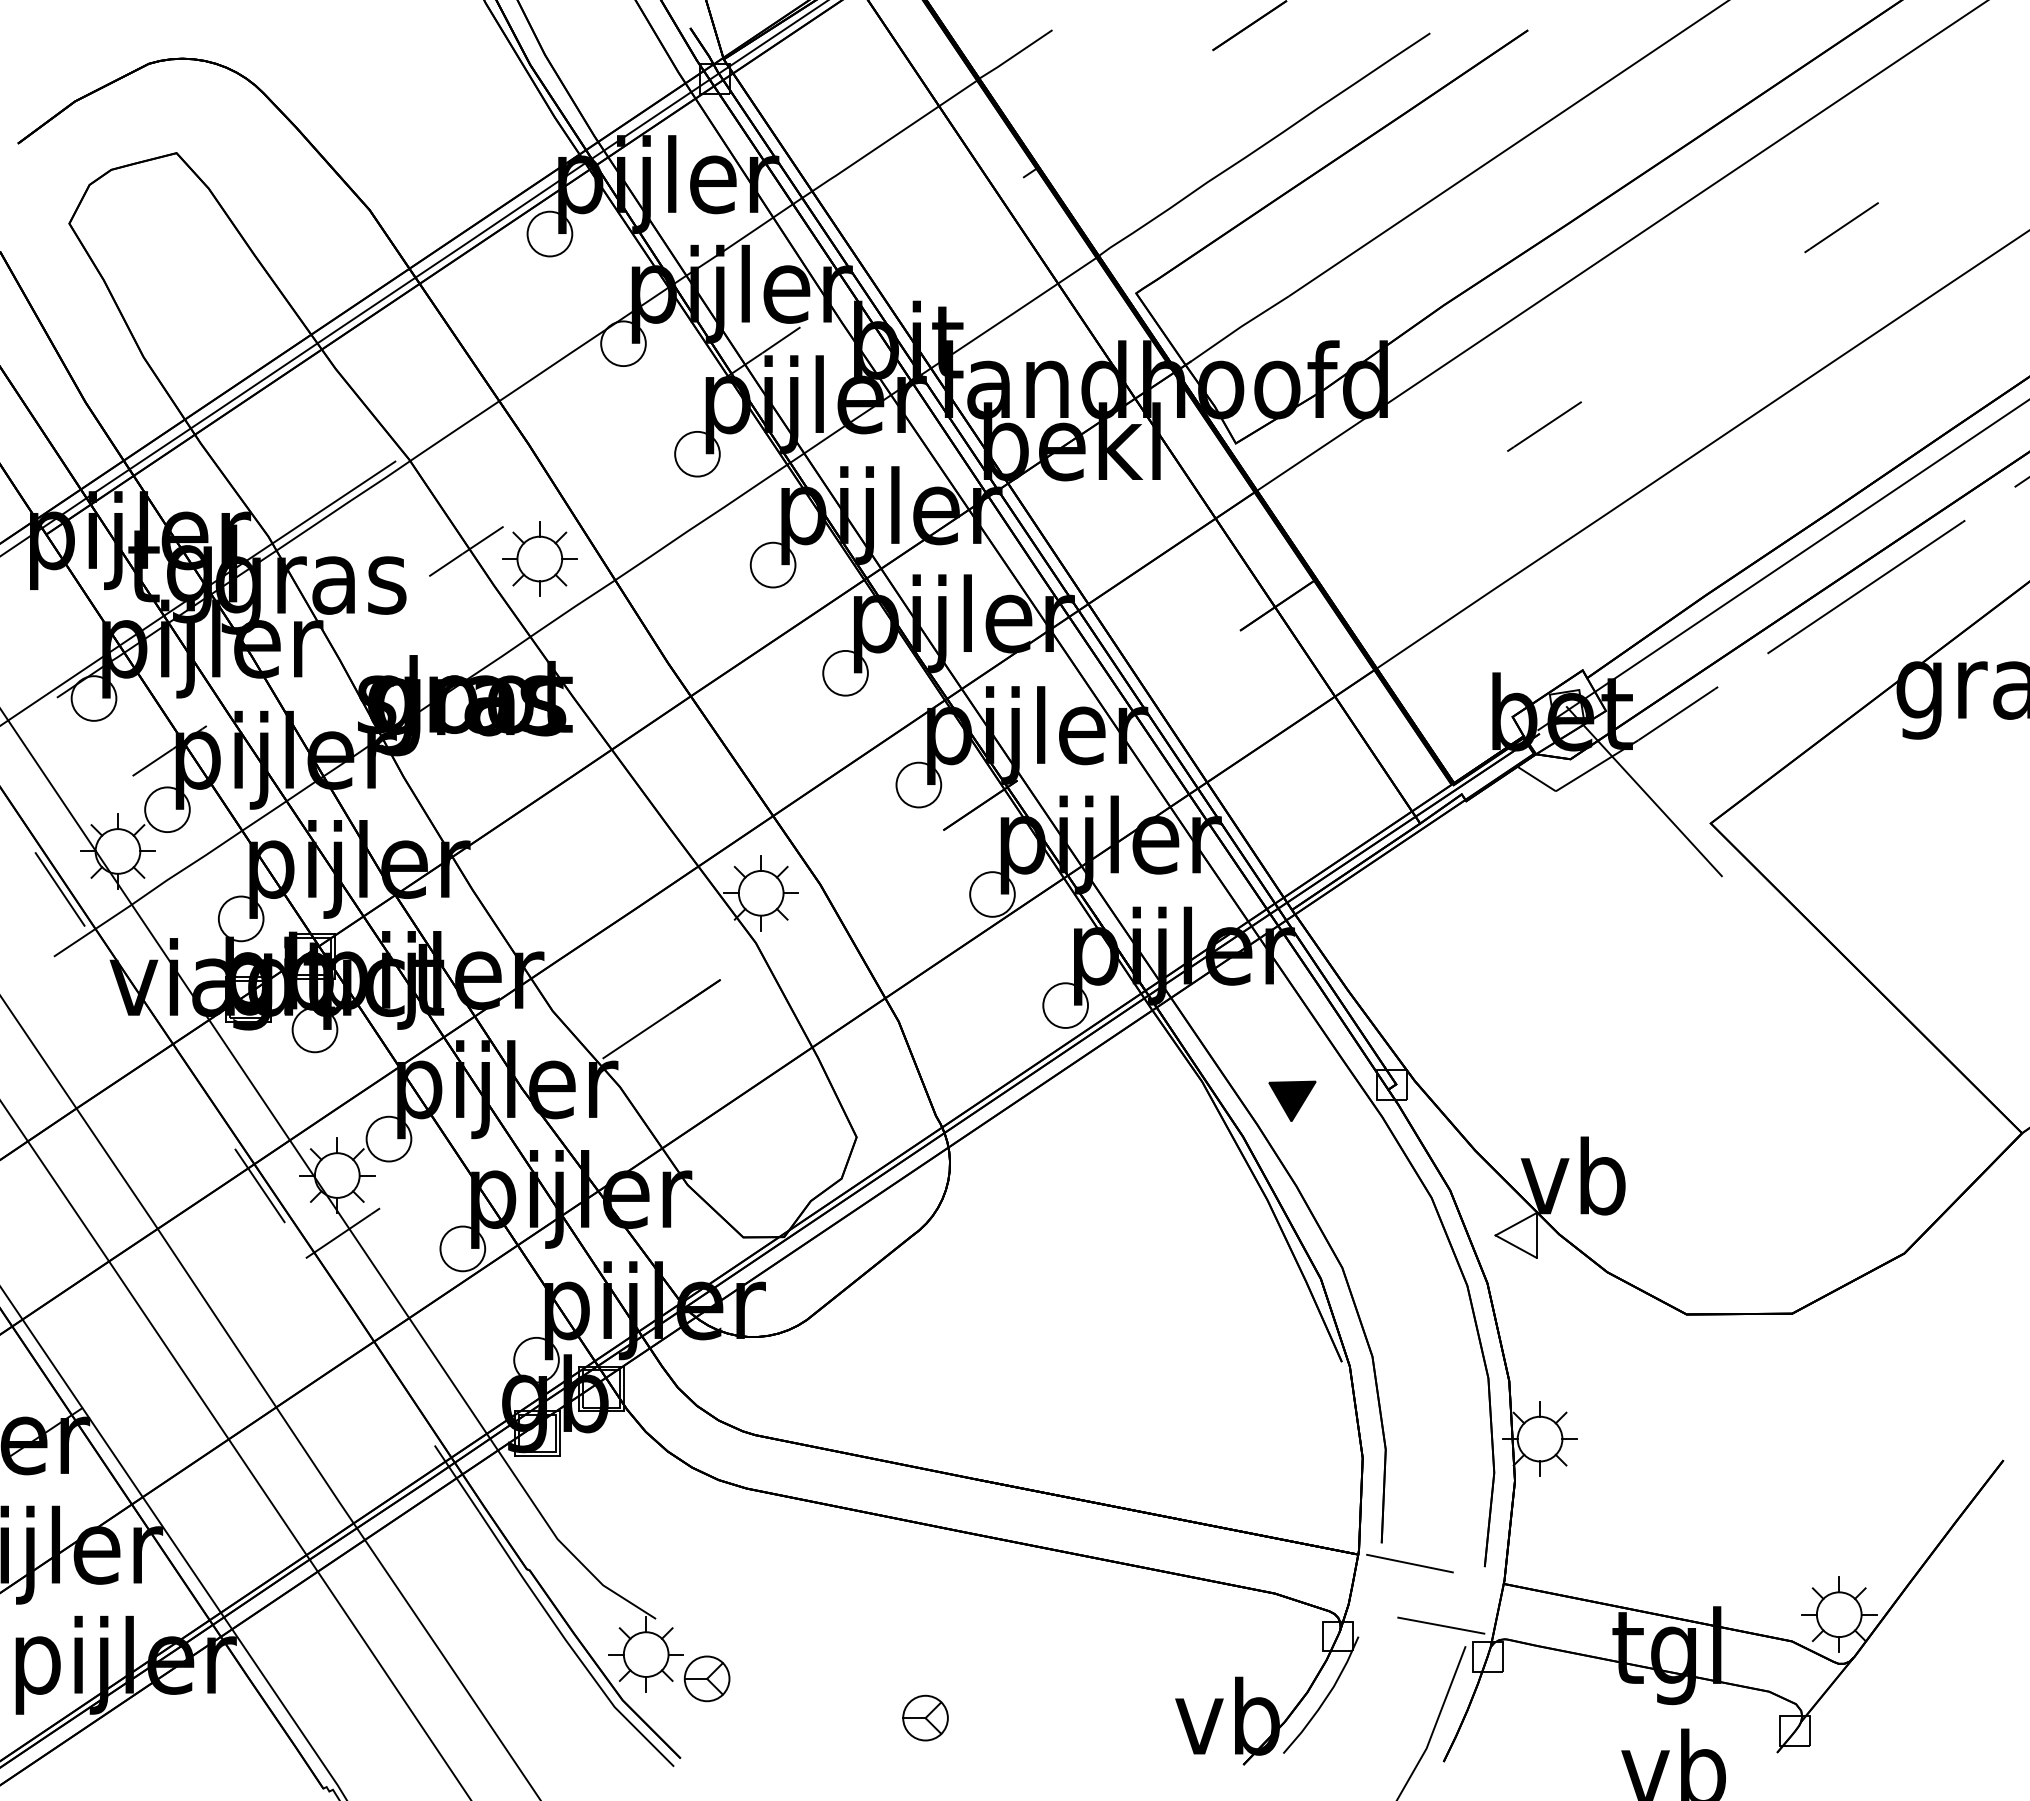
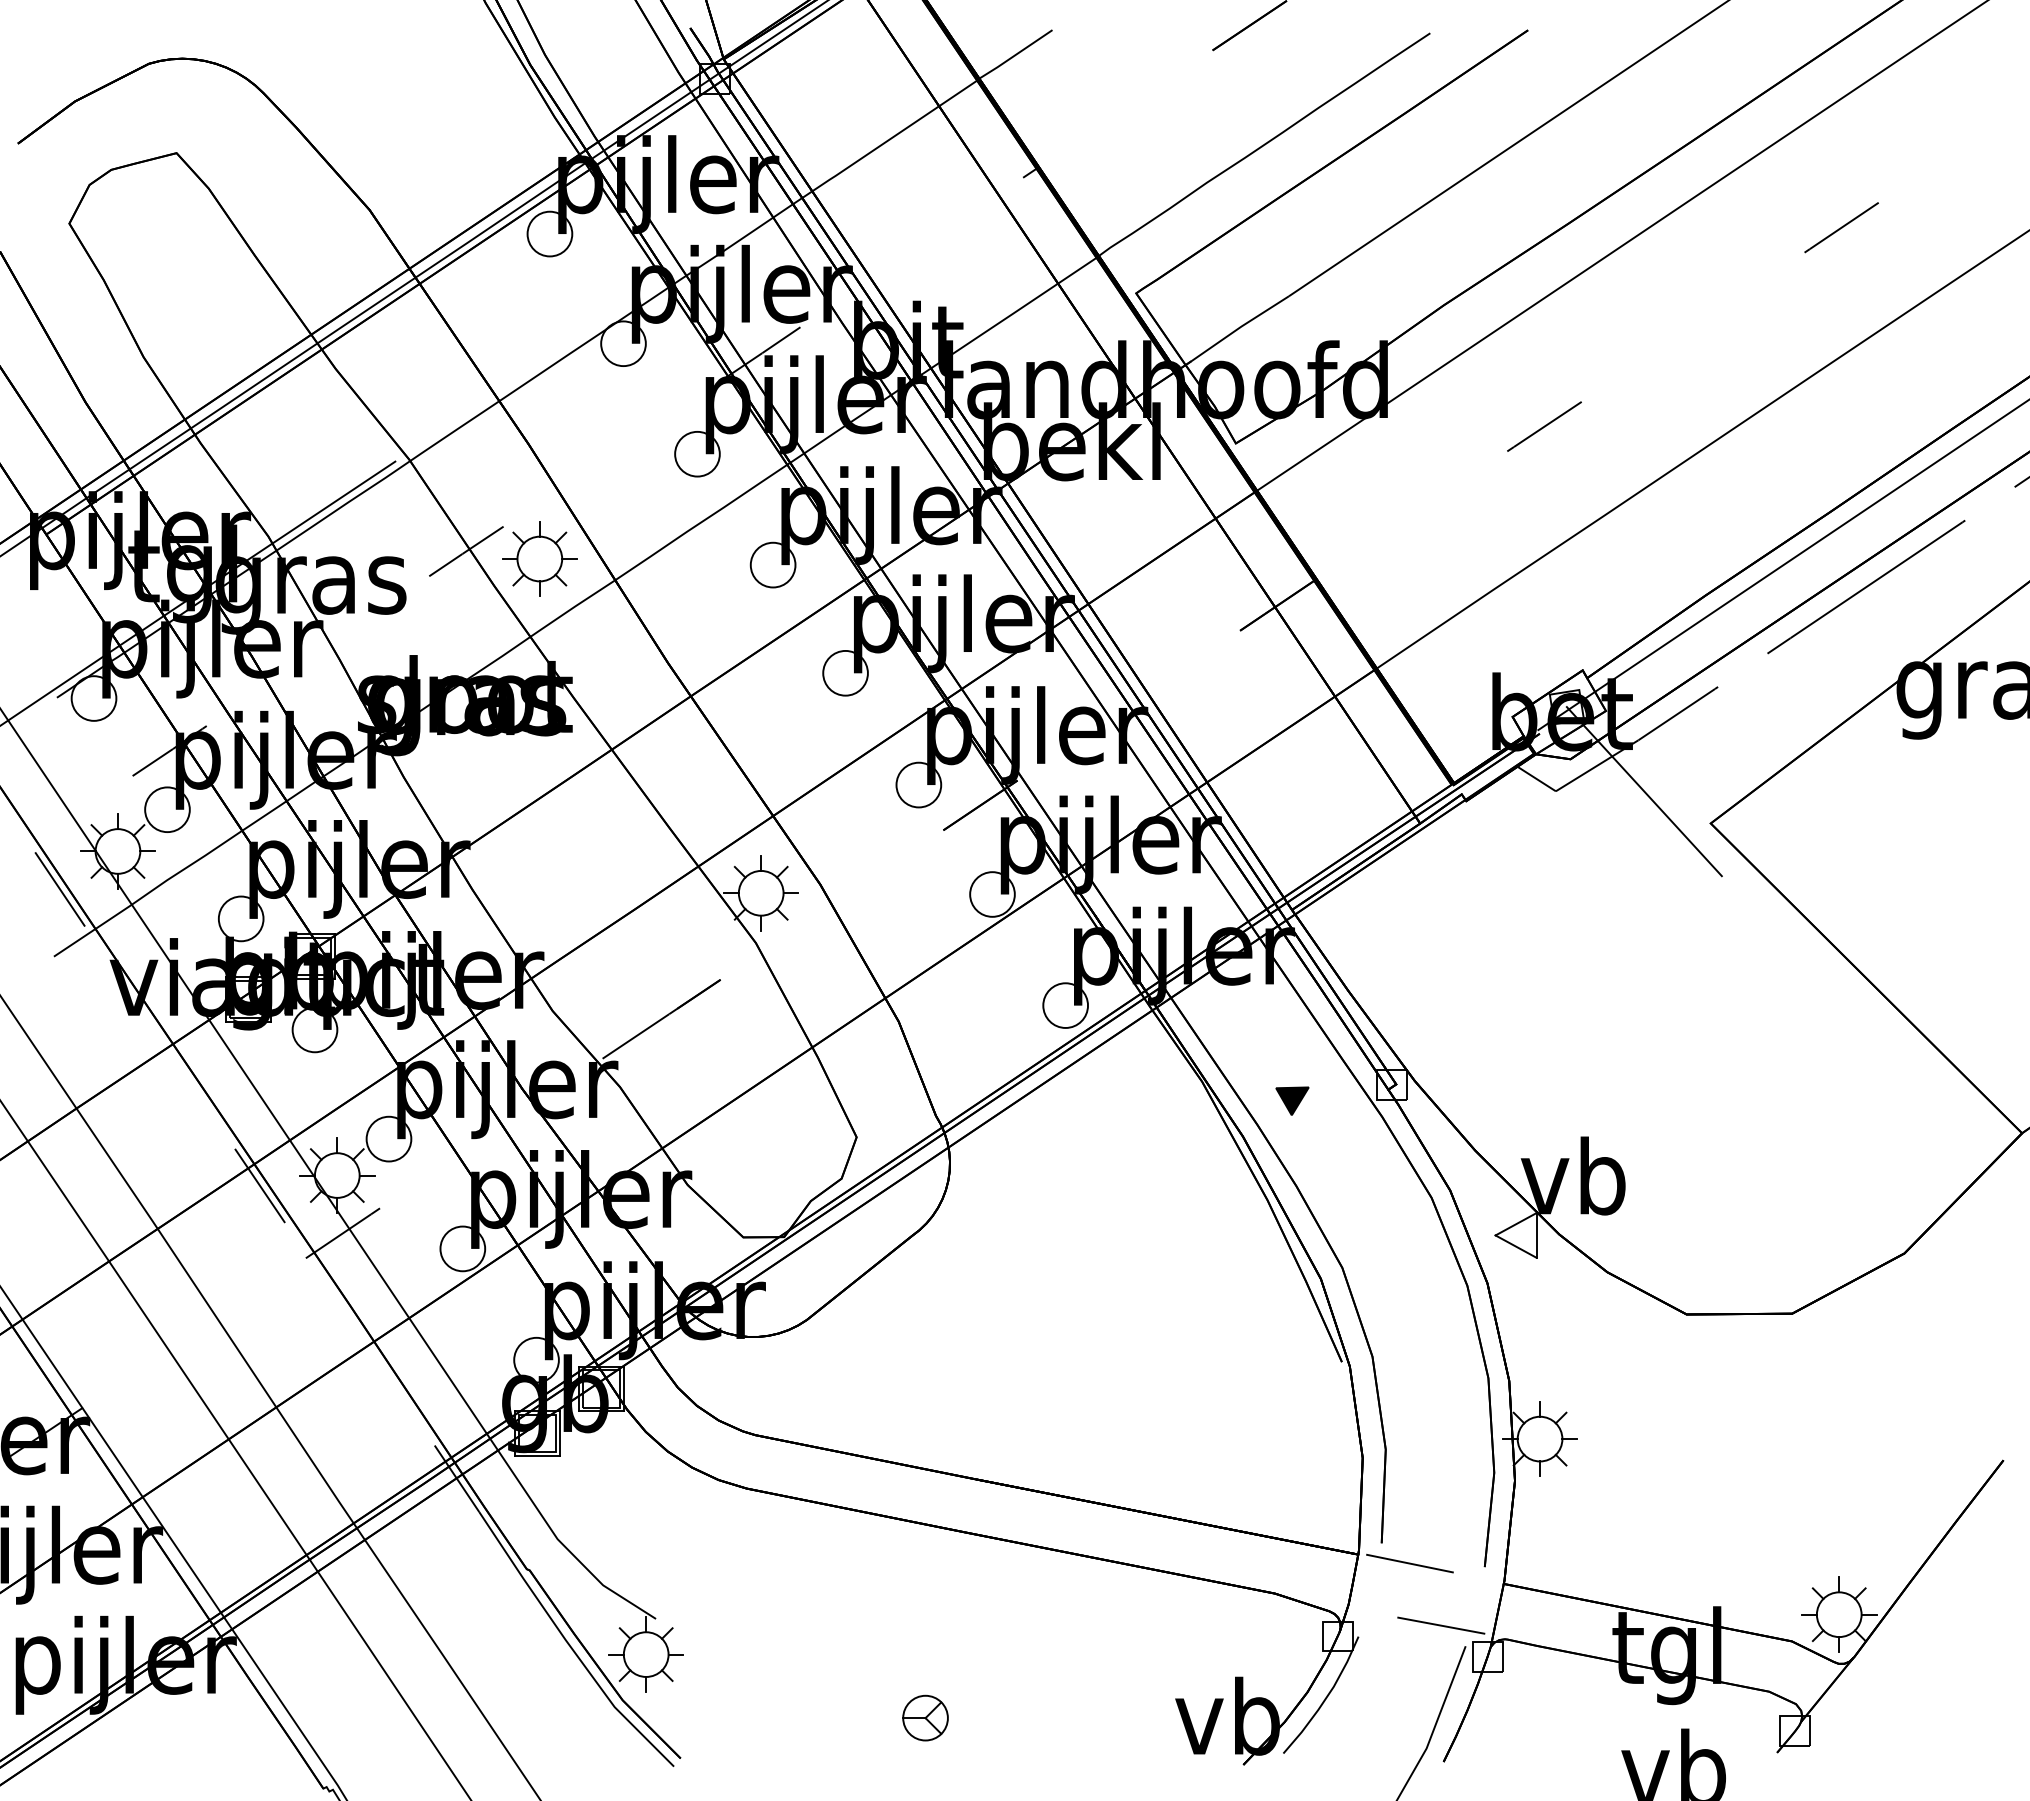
part size: 49x42 px -> 35x30 px (1292, 1100)
part: present -> none (706, 1678)
